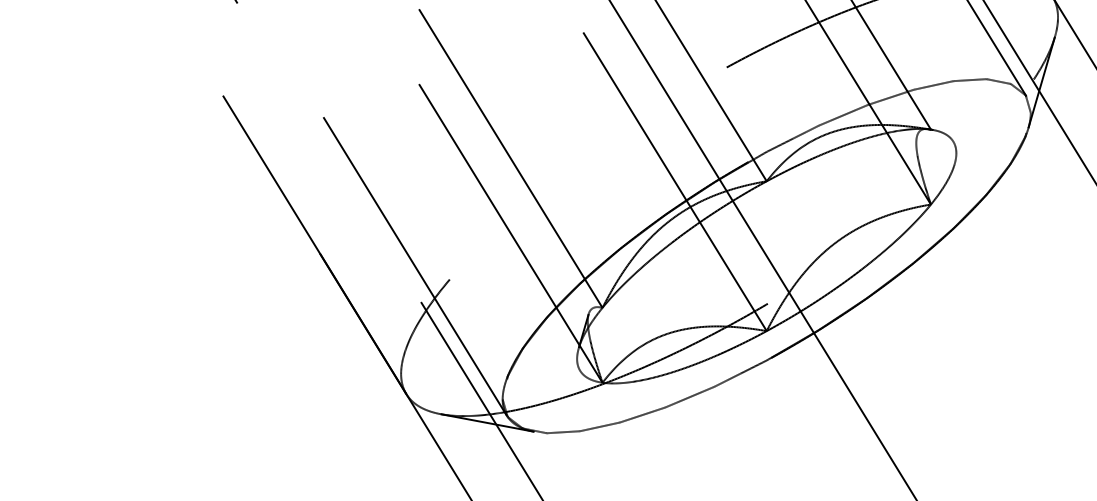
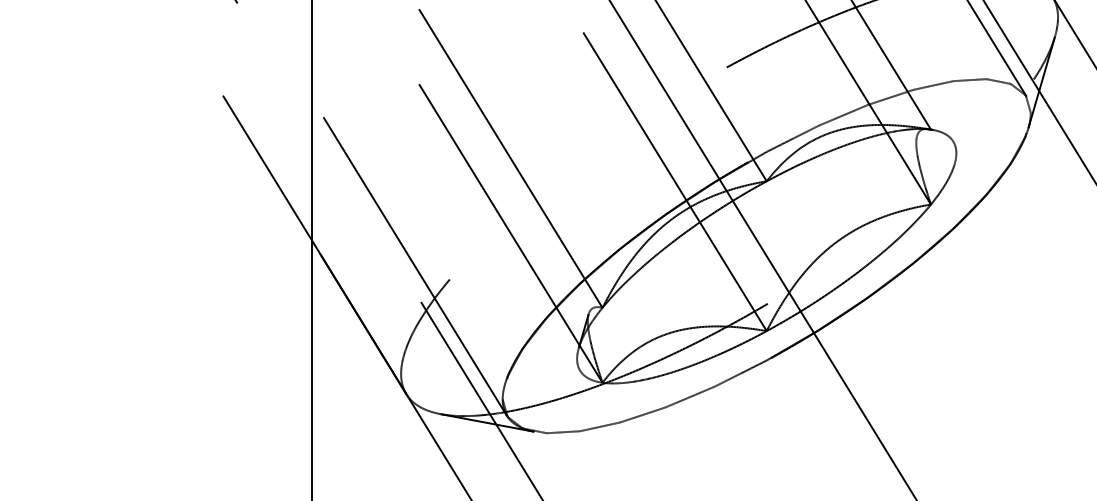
line: none -> present (311, 249)
